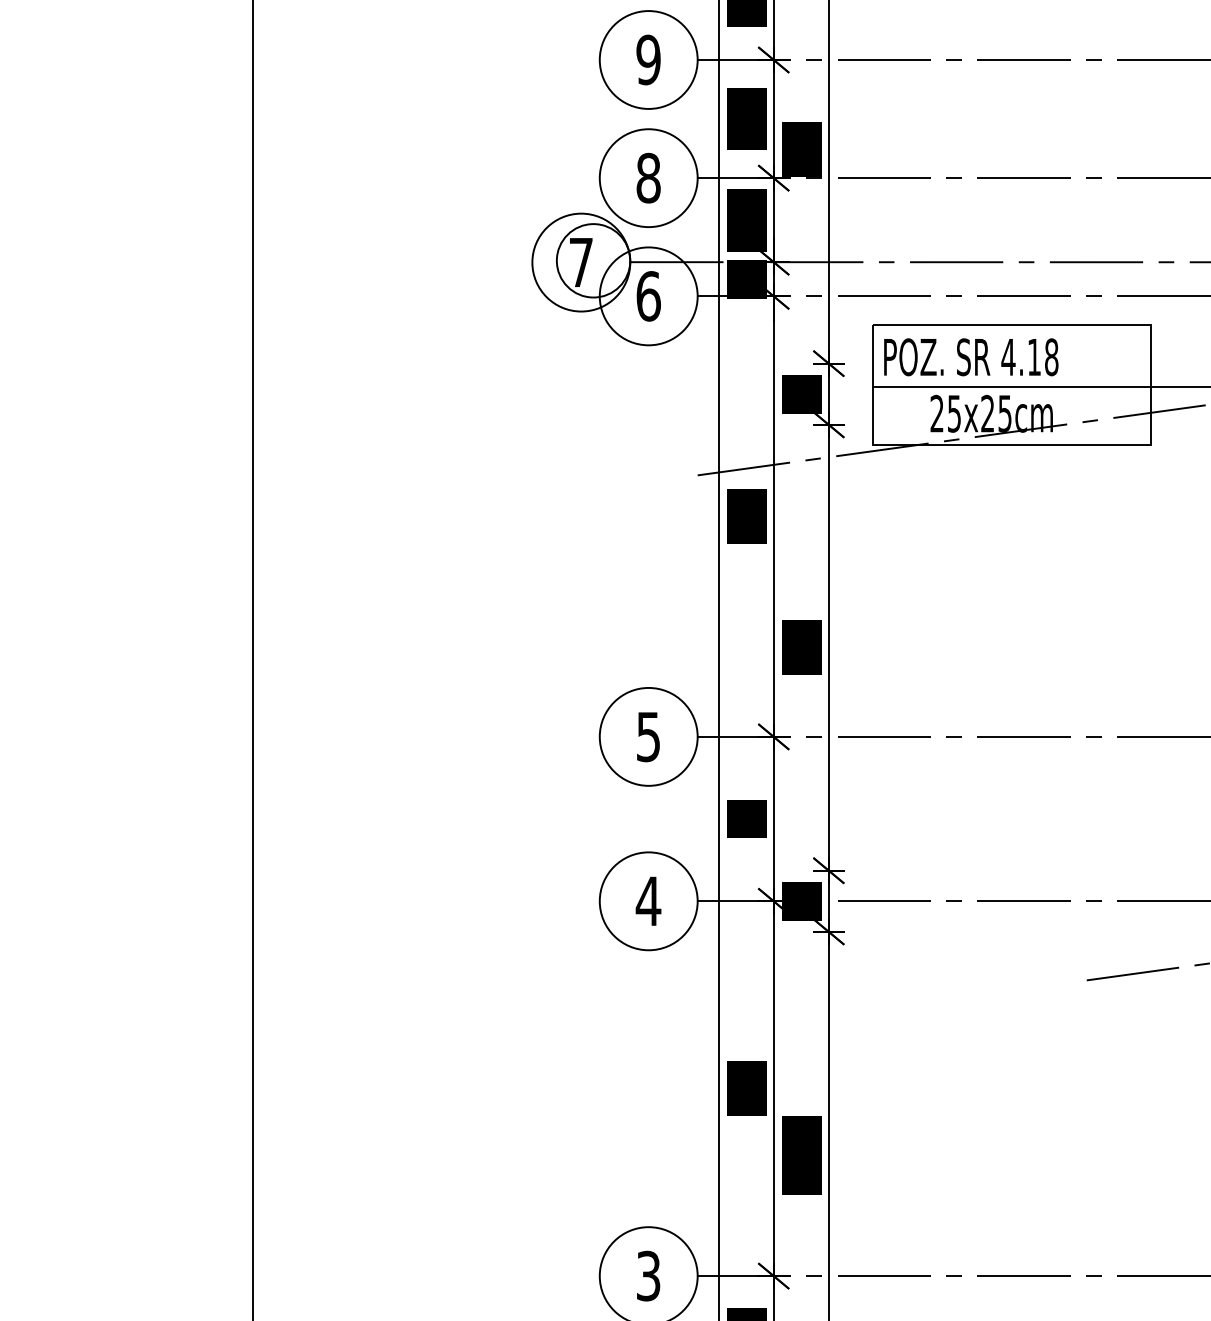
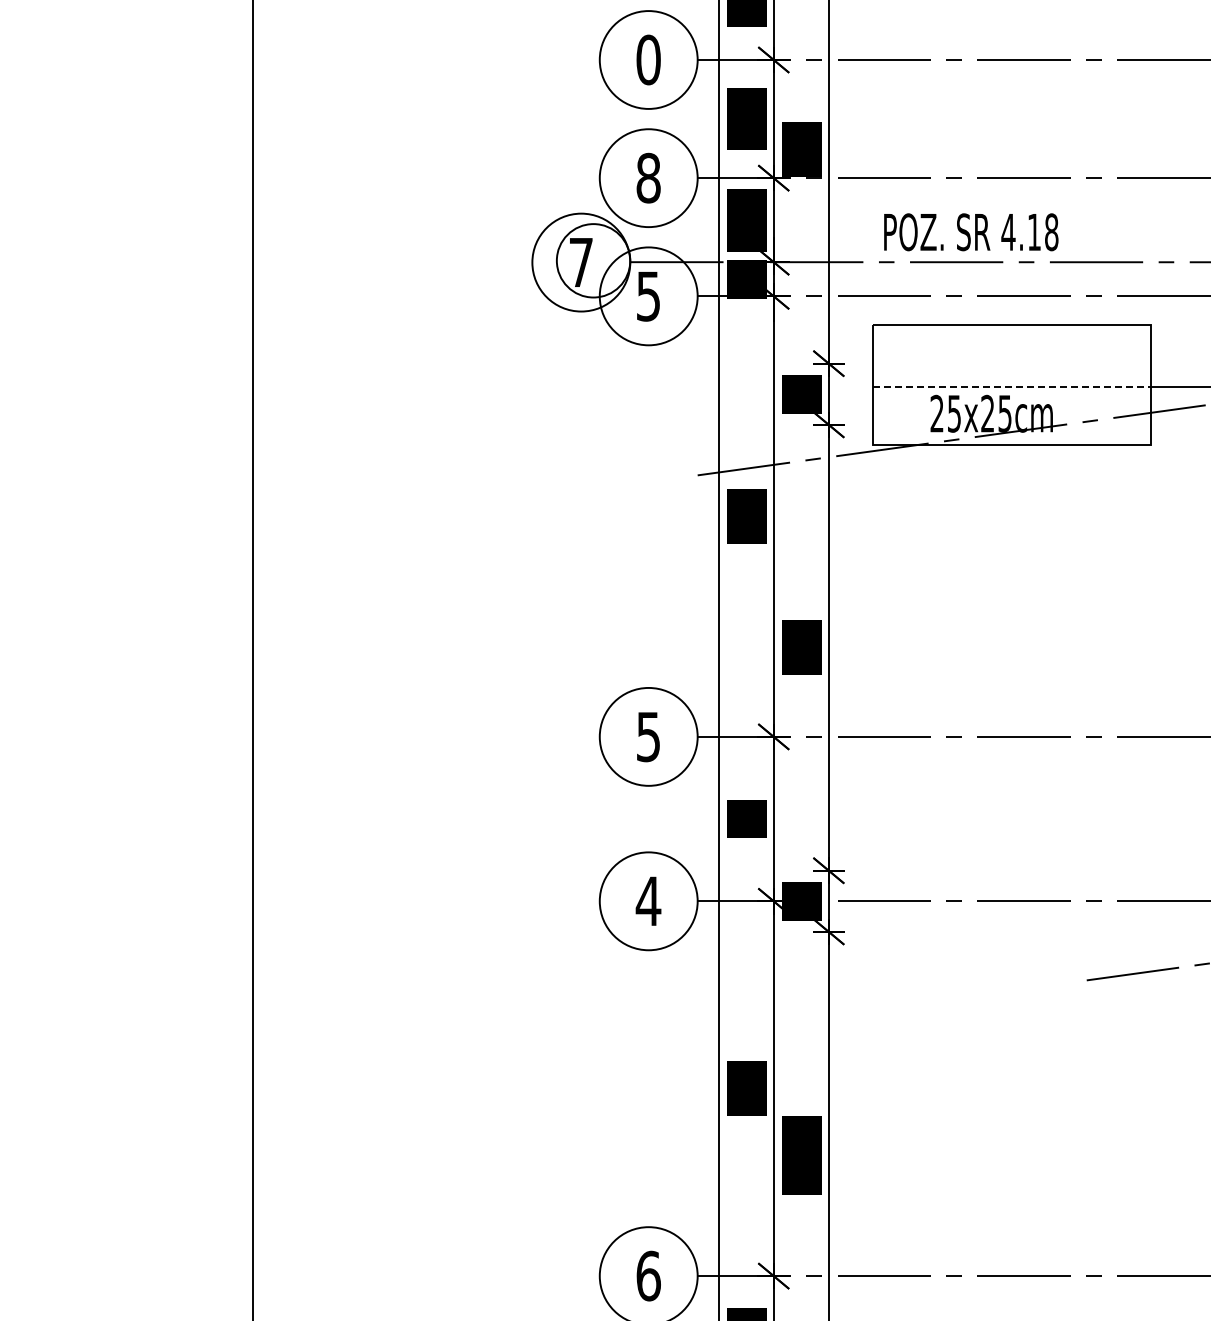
text: 9 -> 0 (648, 59)
text: 6 -> 5 (648, 296)
text position: (971, 357) -> (971, 232) (971, 232)
line: solid -> dashed (1012, 387)
text: 3 -> 6 (648, 1275)
